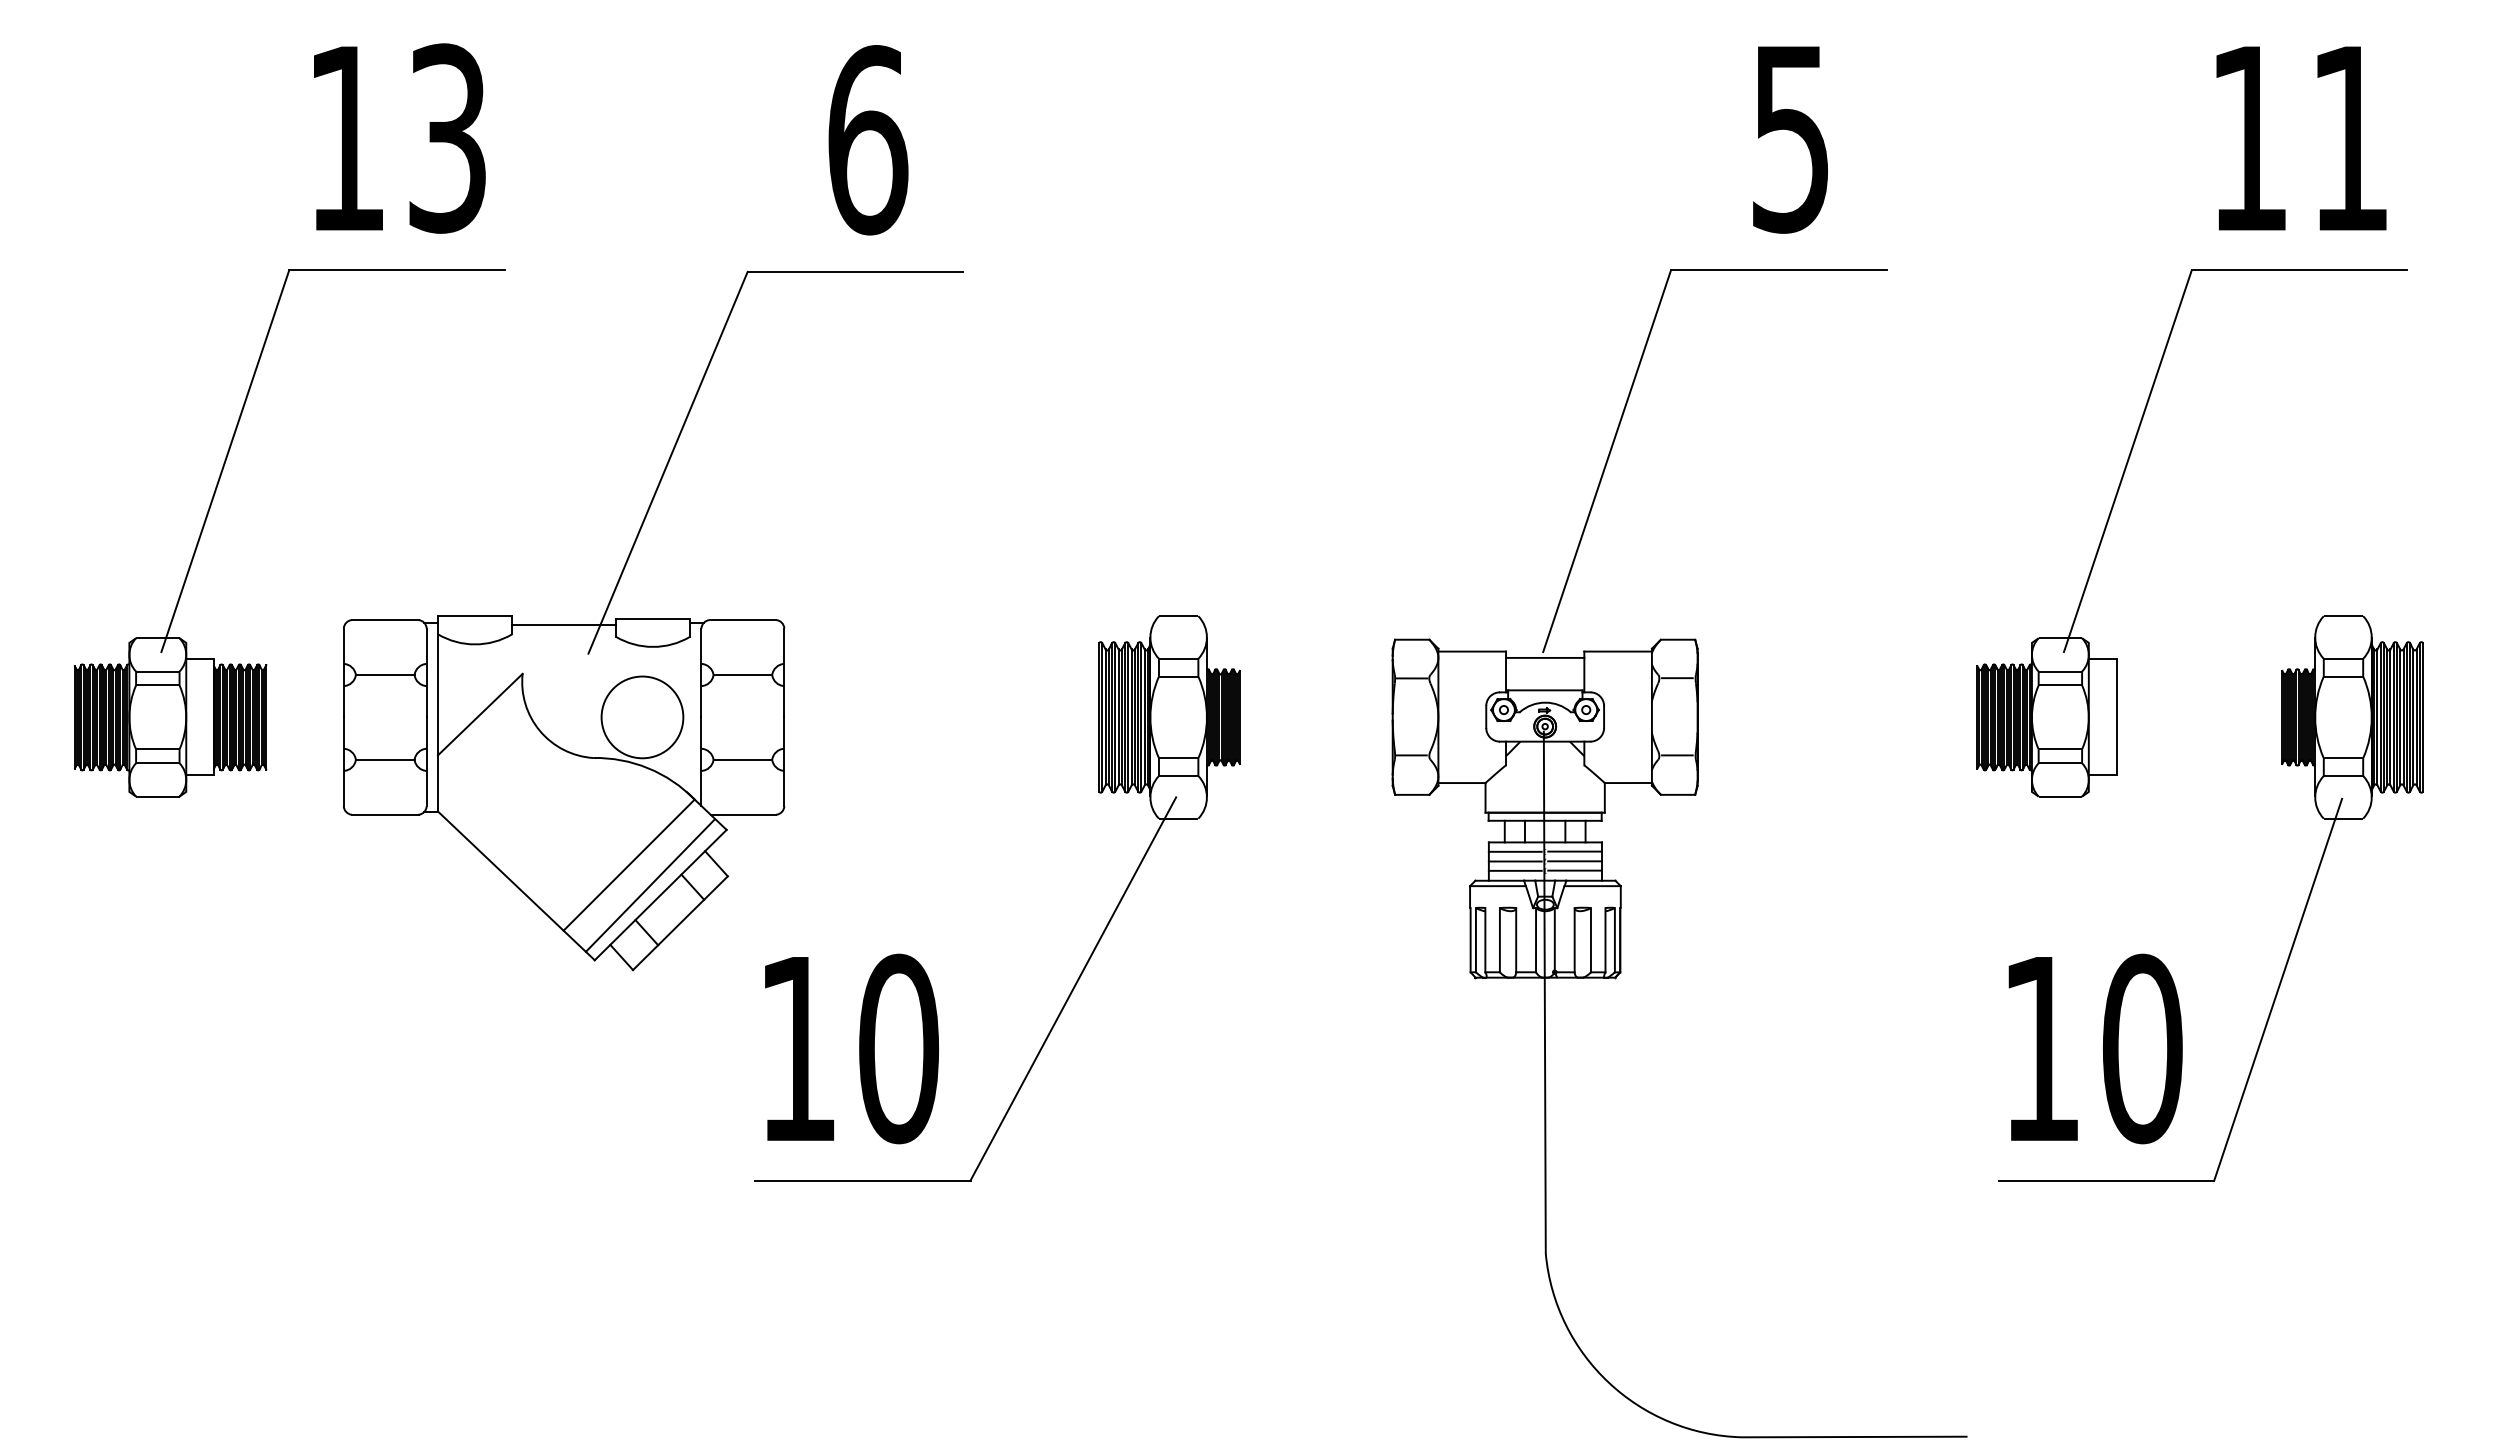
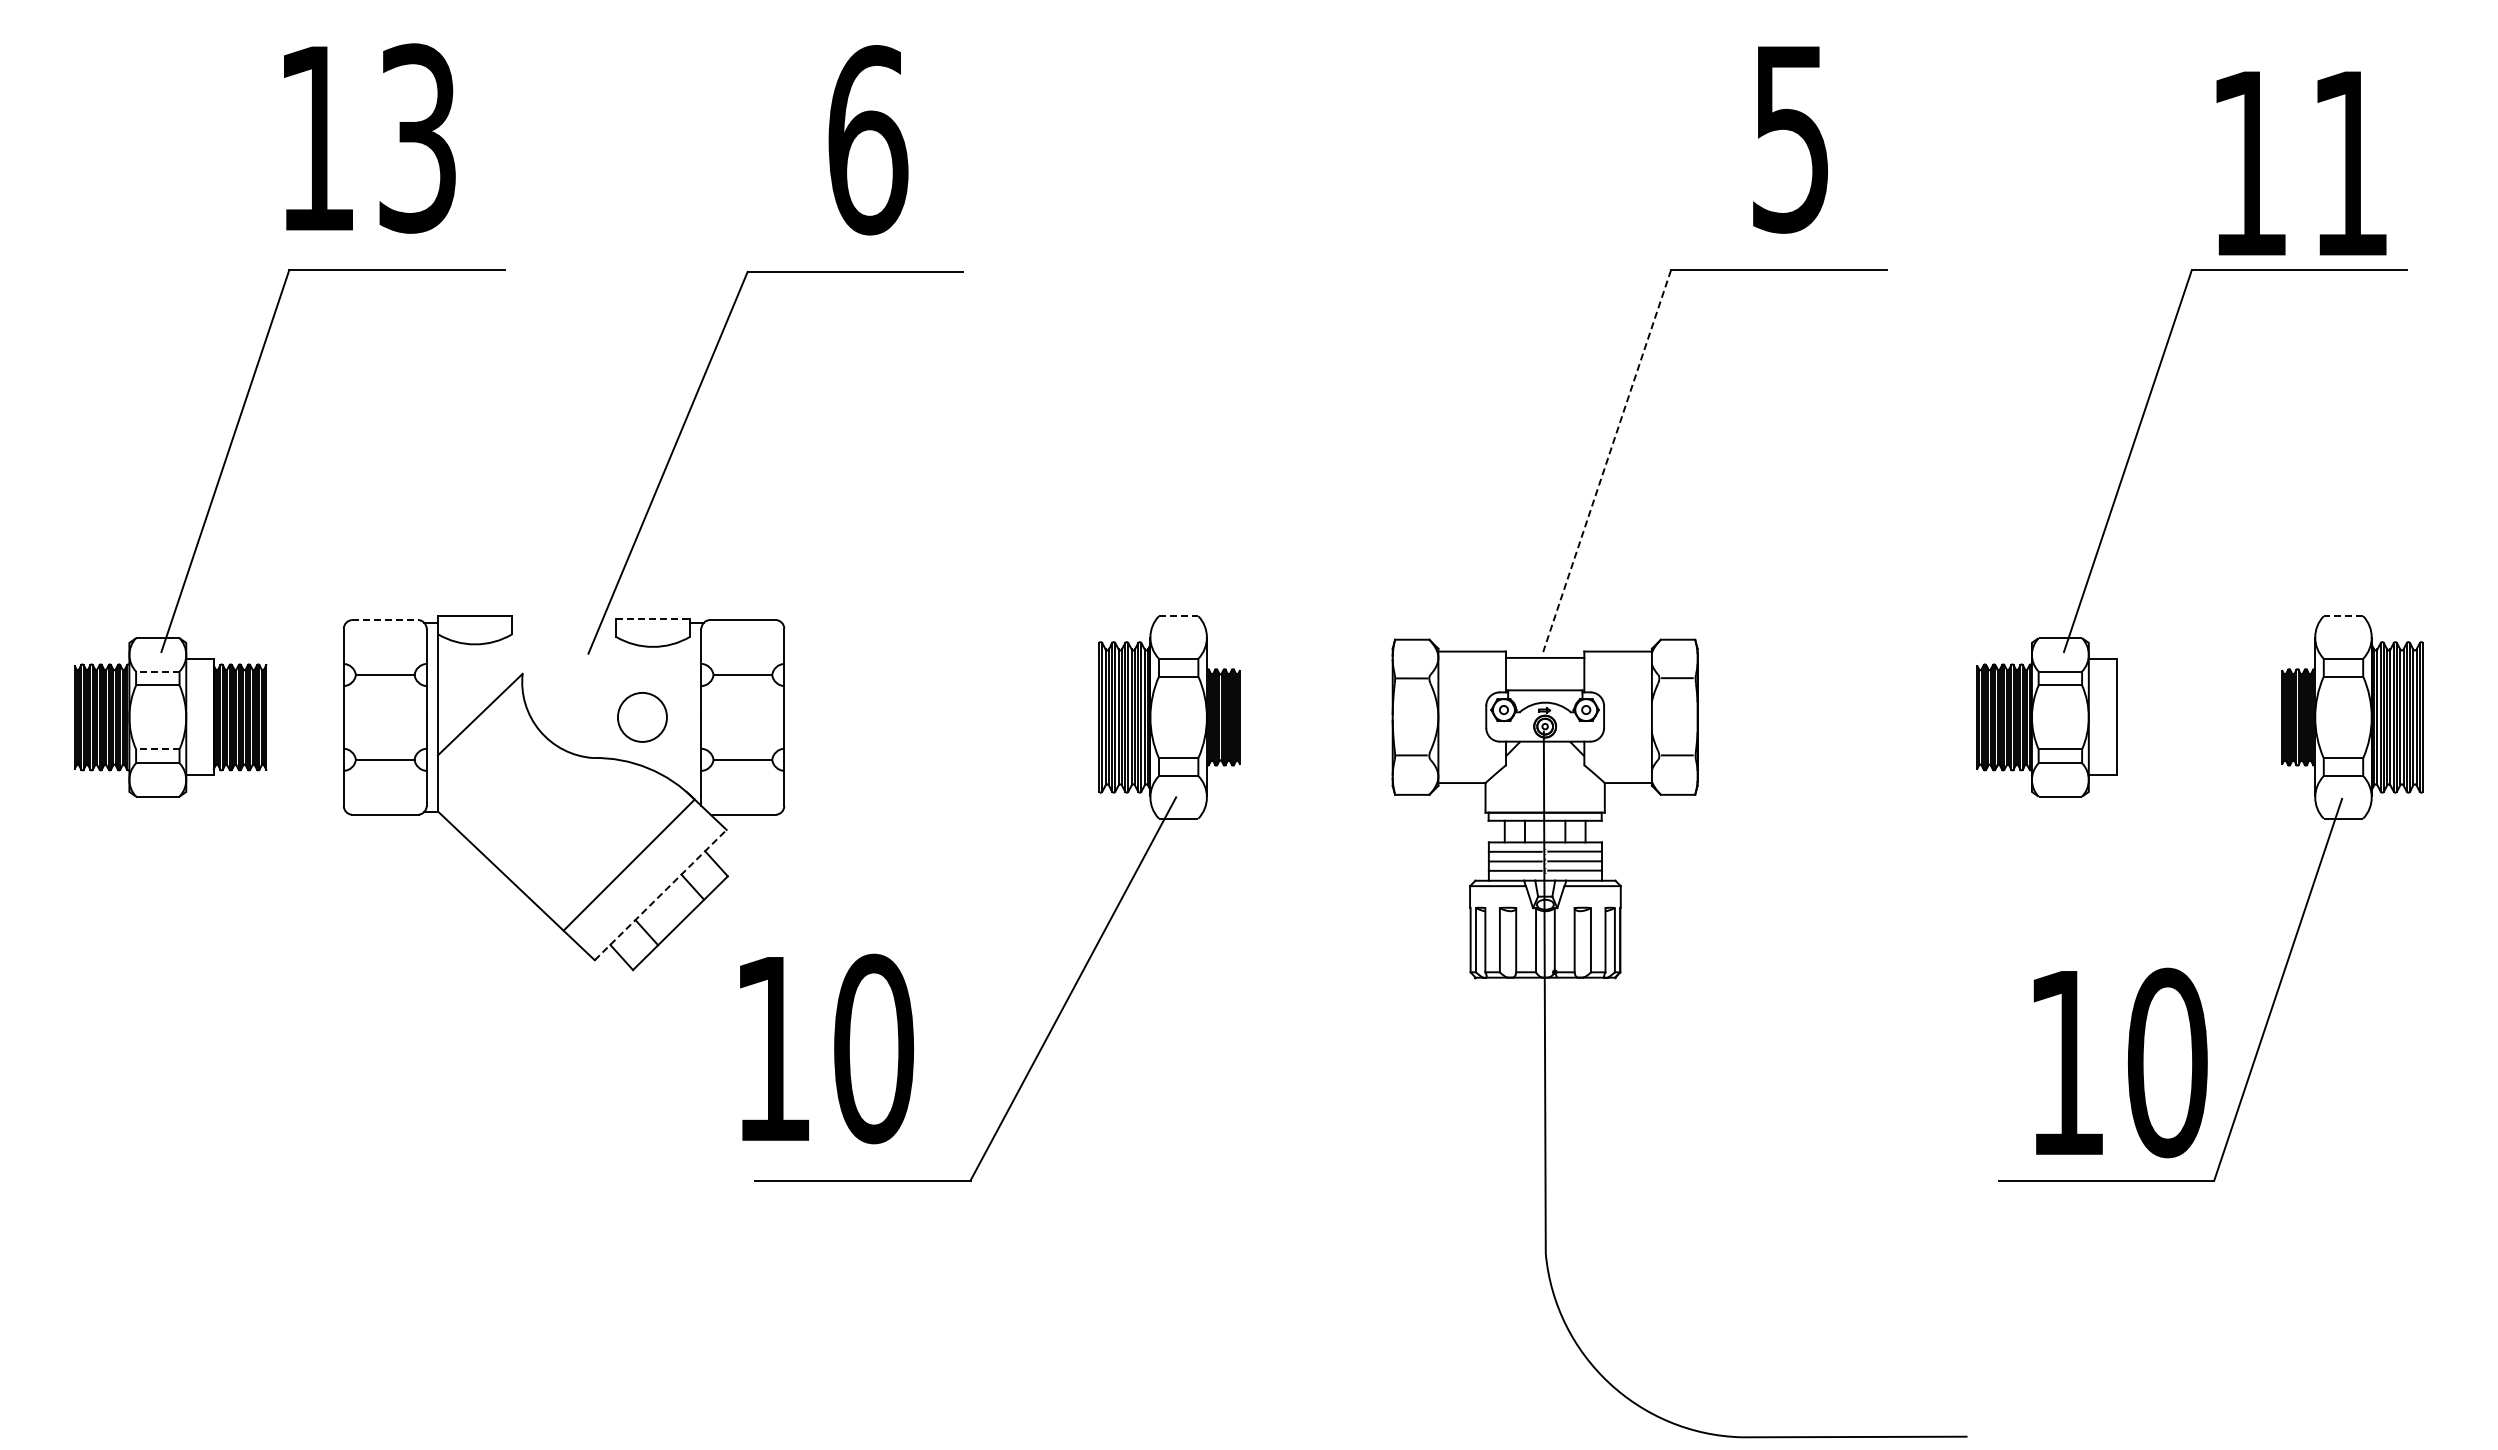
text position: (399, 138) -> (369, 138) (369, 138)
text position: (2301, 138) -> (2301, 163) (2301, 163)
line: solid -> dashed (1606, 461)
line: solid -> dashed (1178, 616)
line: solid -> dashed (2343, 616)
line: solid -> dashed (653, 618)
line: solid -> dashed (385, 620)
line: present -> none (563, 625)
line: solid -> dashed (157, 671)
circle diameter: 82 px -> 49 px (642, 716)
line: solid -> dashed (157, 749)
line: present -> none (649, 885)
line: solid -> dashed (660, 895)
text position: (851, 1048) -> (826, 1048) (826, 1048)
text position: (2095, 1048) -> (2120, 1062) (2120, 1062)
